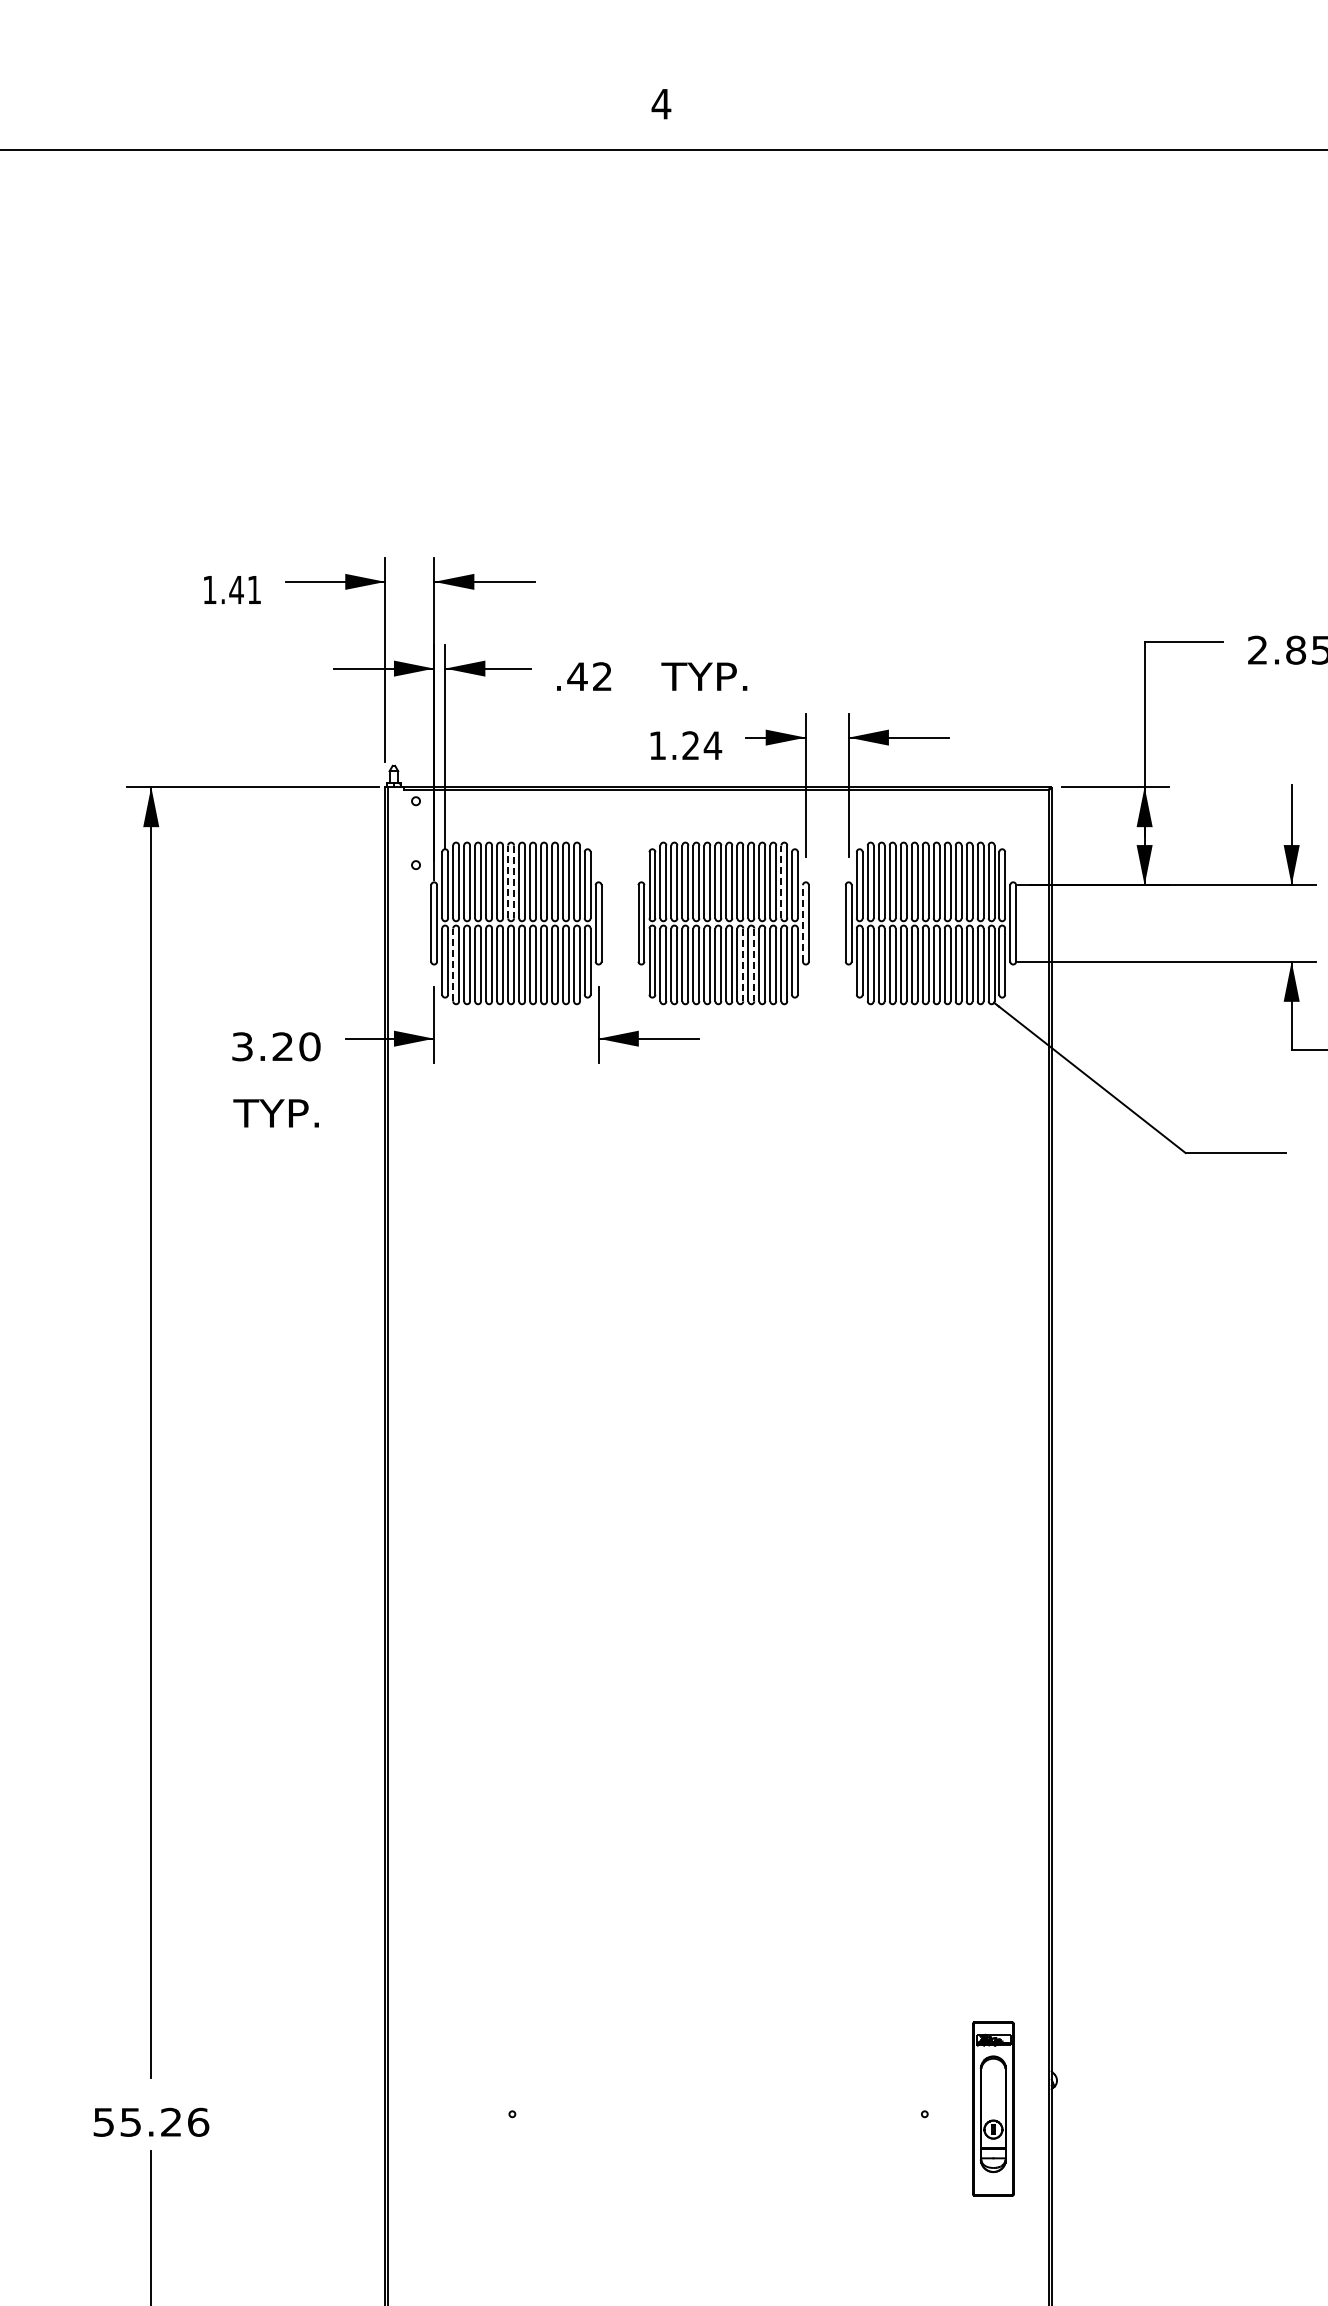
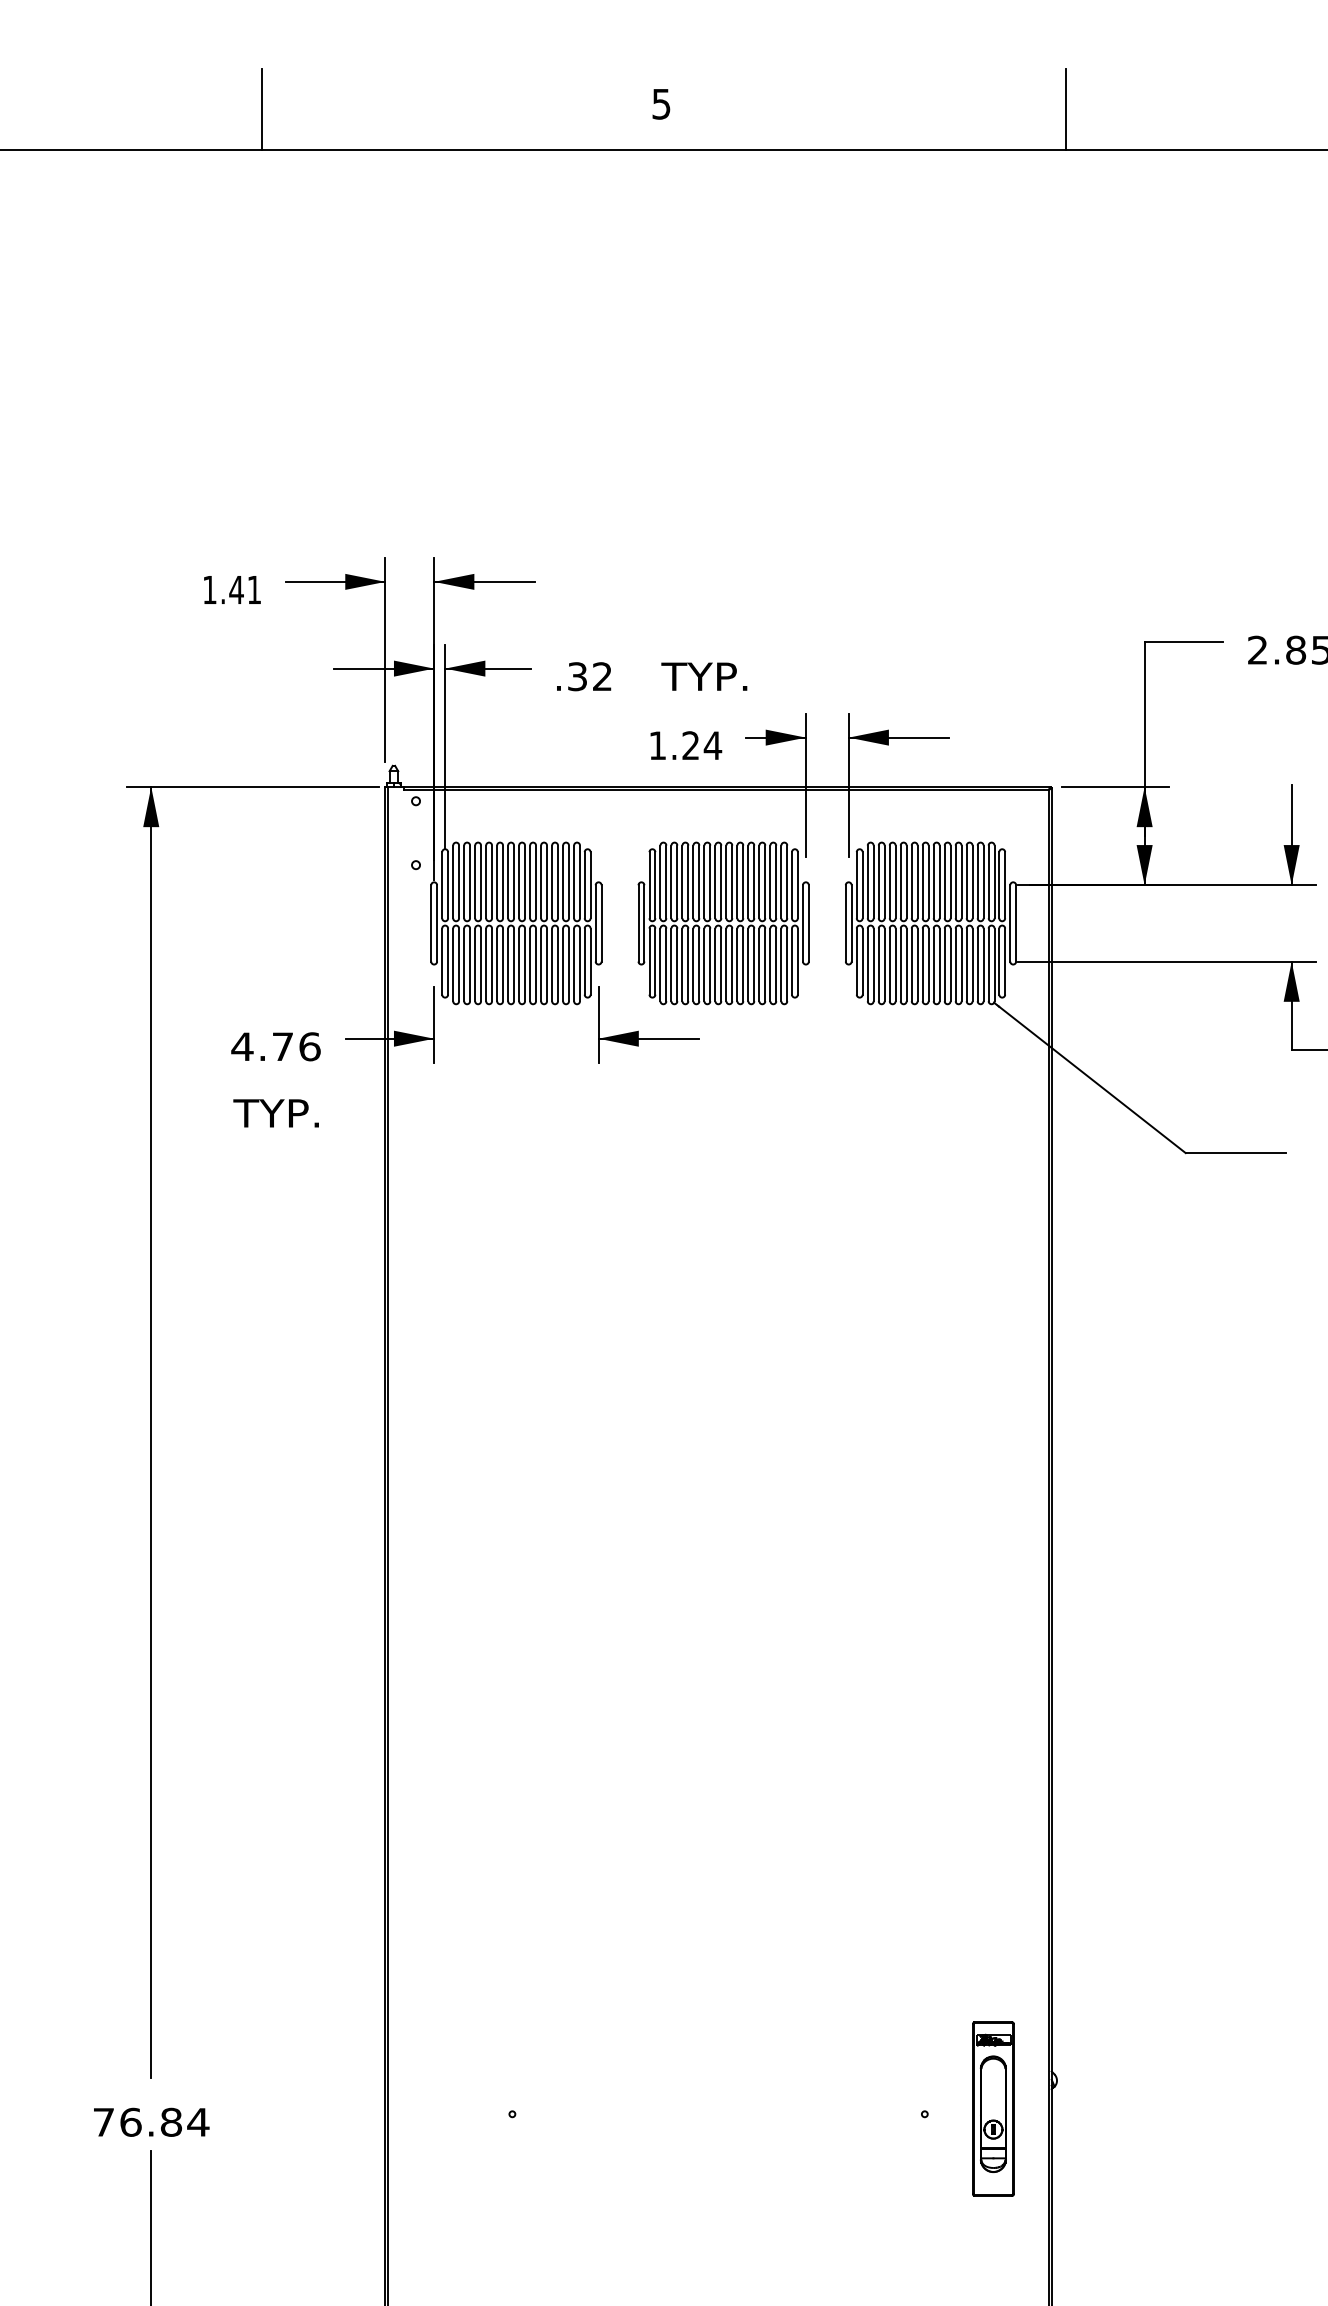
text: 4 -> 5 (661, 104)
line: none -> present (262, 109)
line: none -> present (1066, 109)
text: .42 -> .32 (577, 676)
line: dashed -> solid (508, 881)
line: dashed -> solid (781, 881)
line: dashed -> solid (514, 882)
line: dashed -> solid (802, 922)
line: dashed -> solid (453, 964)
line: dashed -> solid (743, 965)
line: dashed -> solid (754, 965)
text: 3.20 -> 4.76 (275, 1046)
text: 55.26 -> 76.84 (151, 2121)
